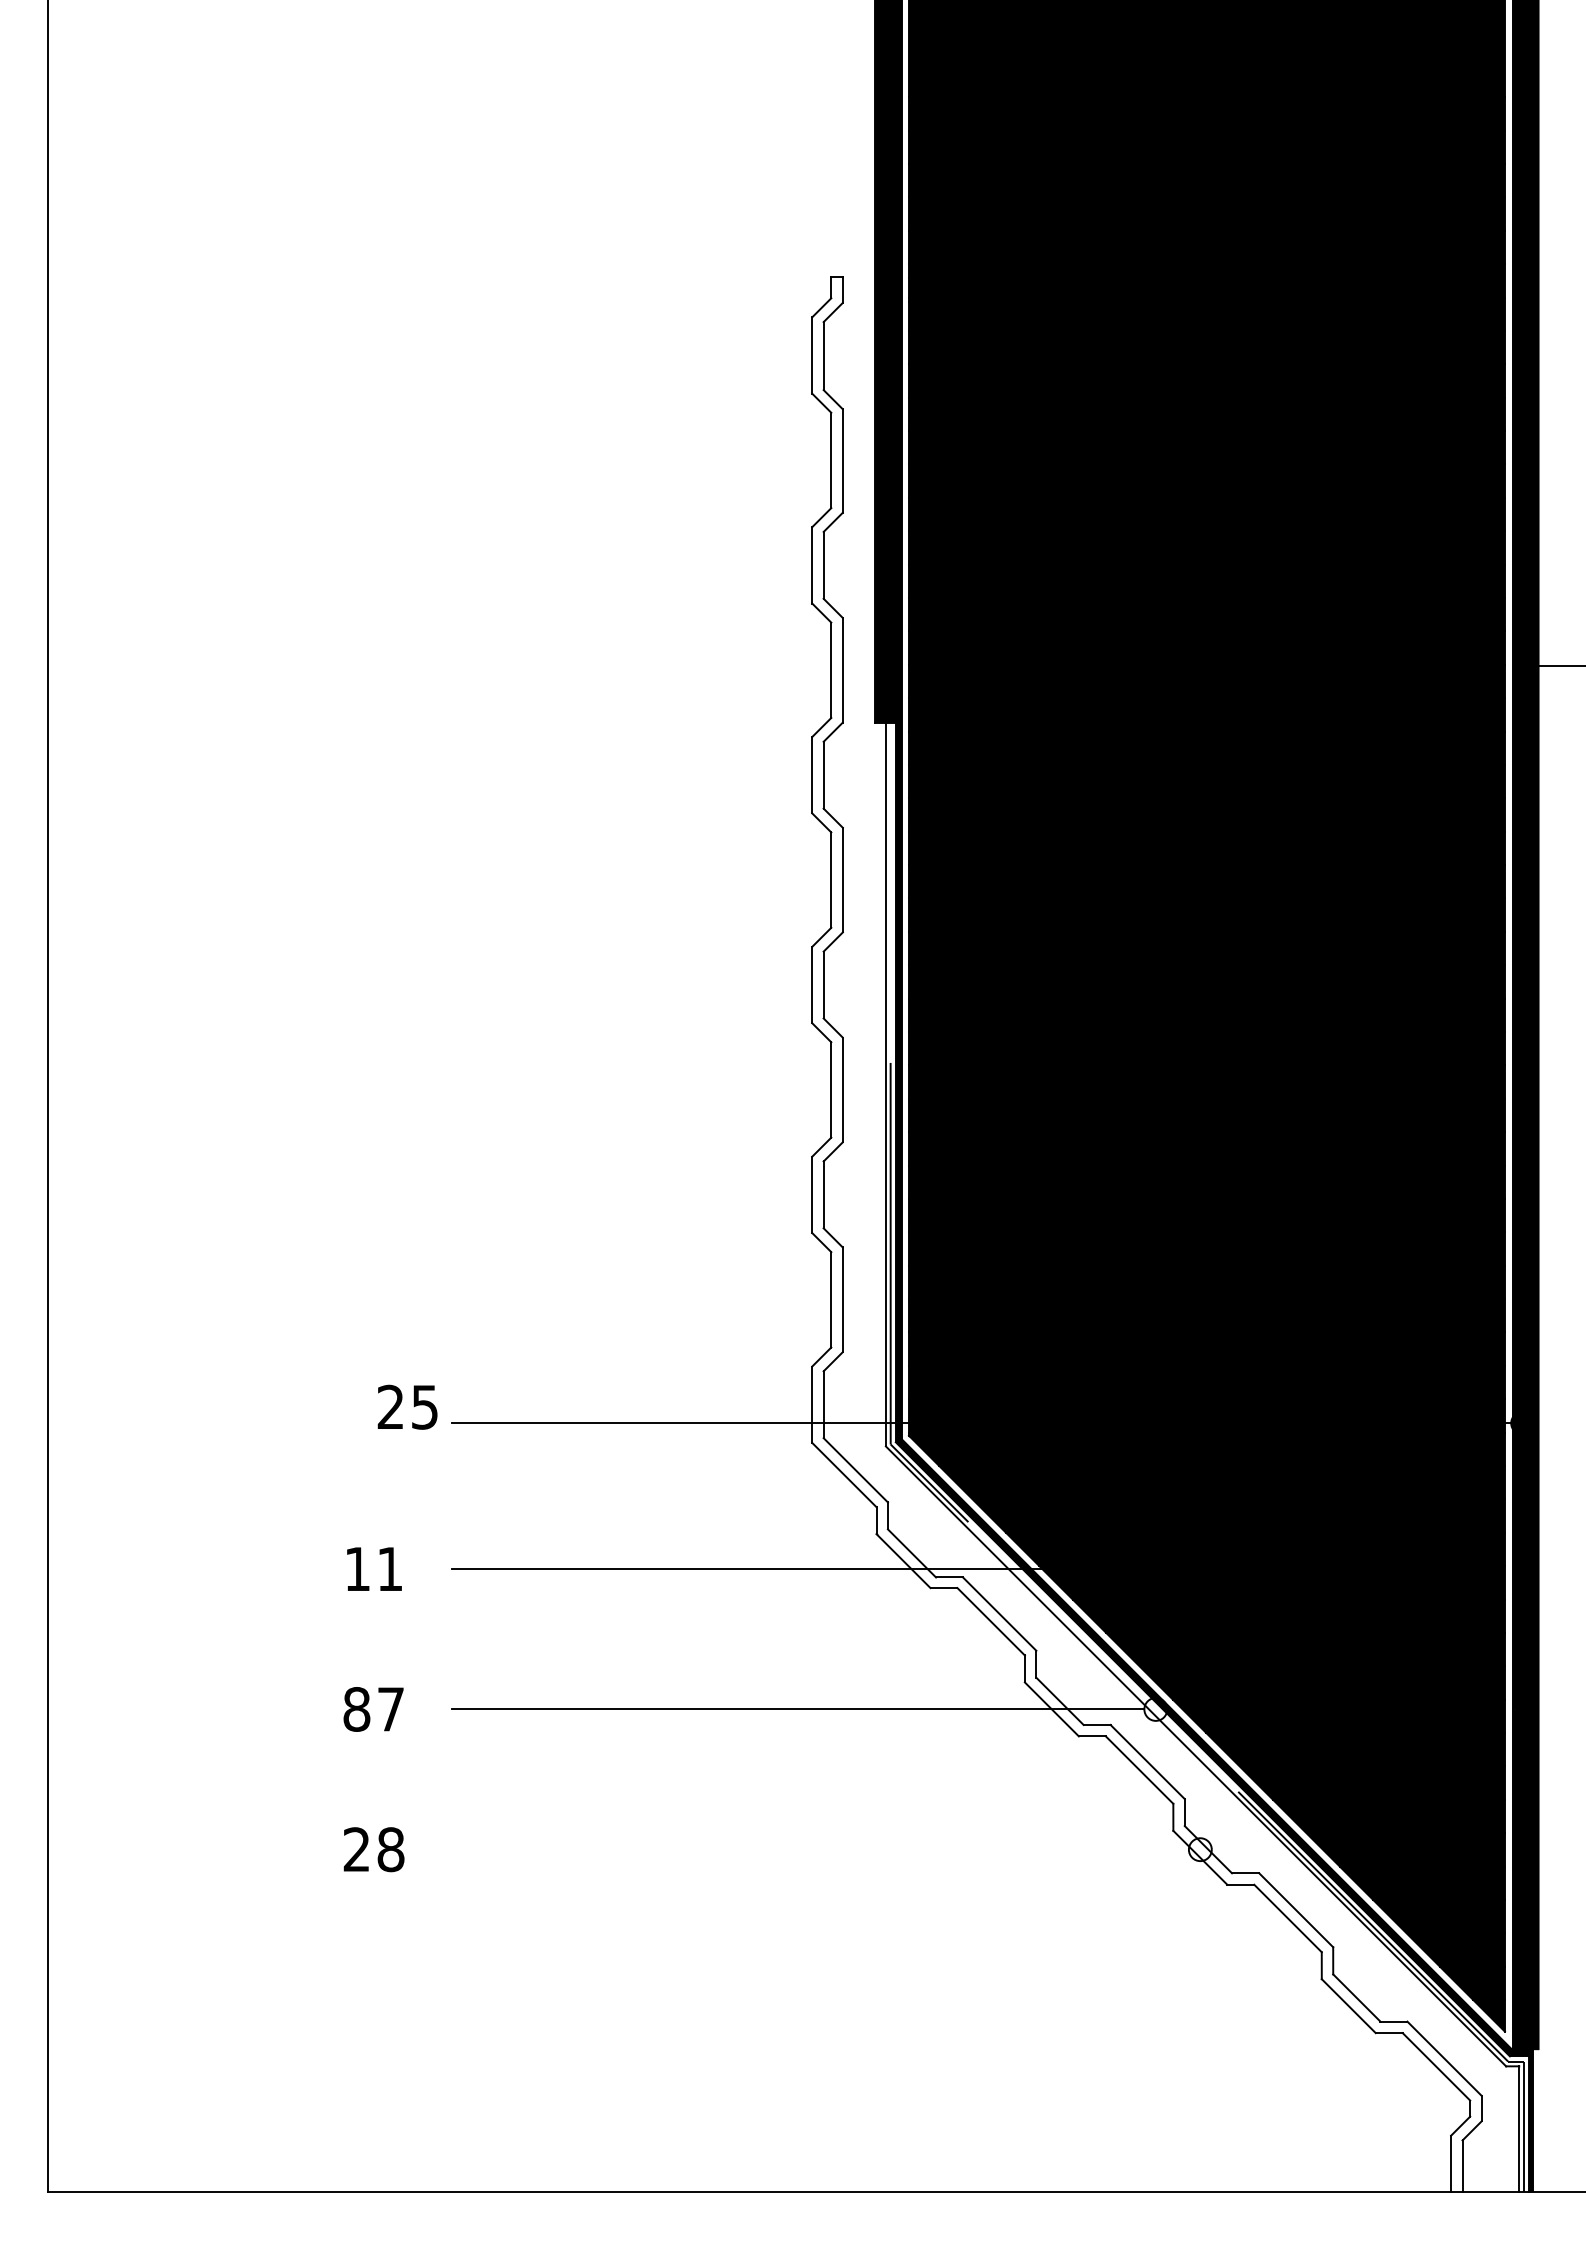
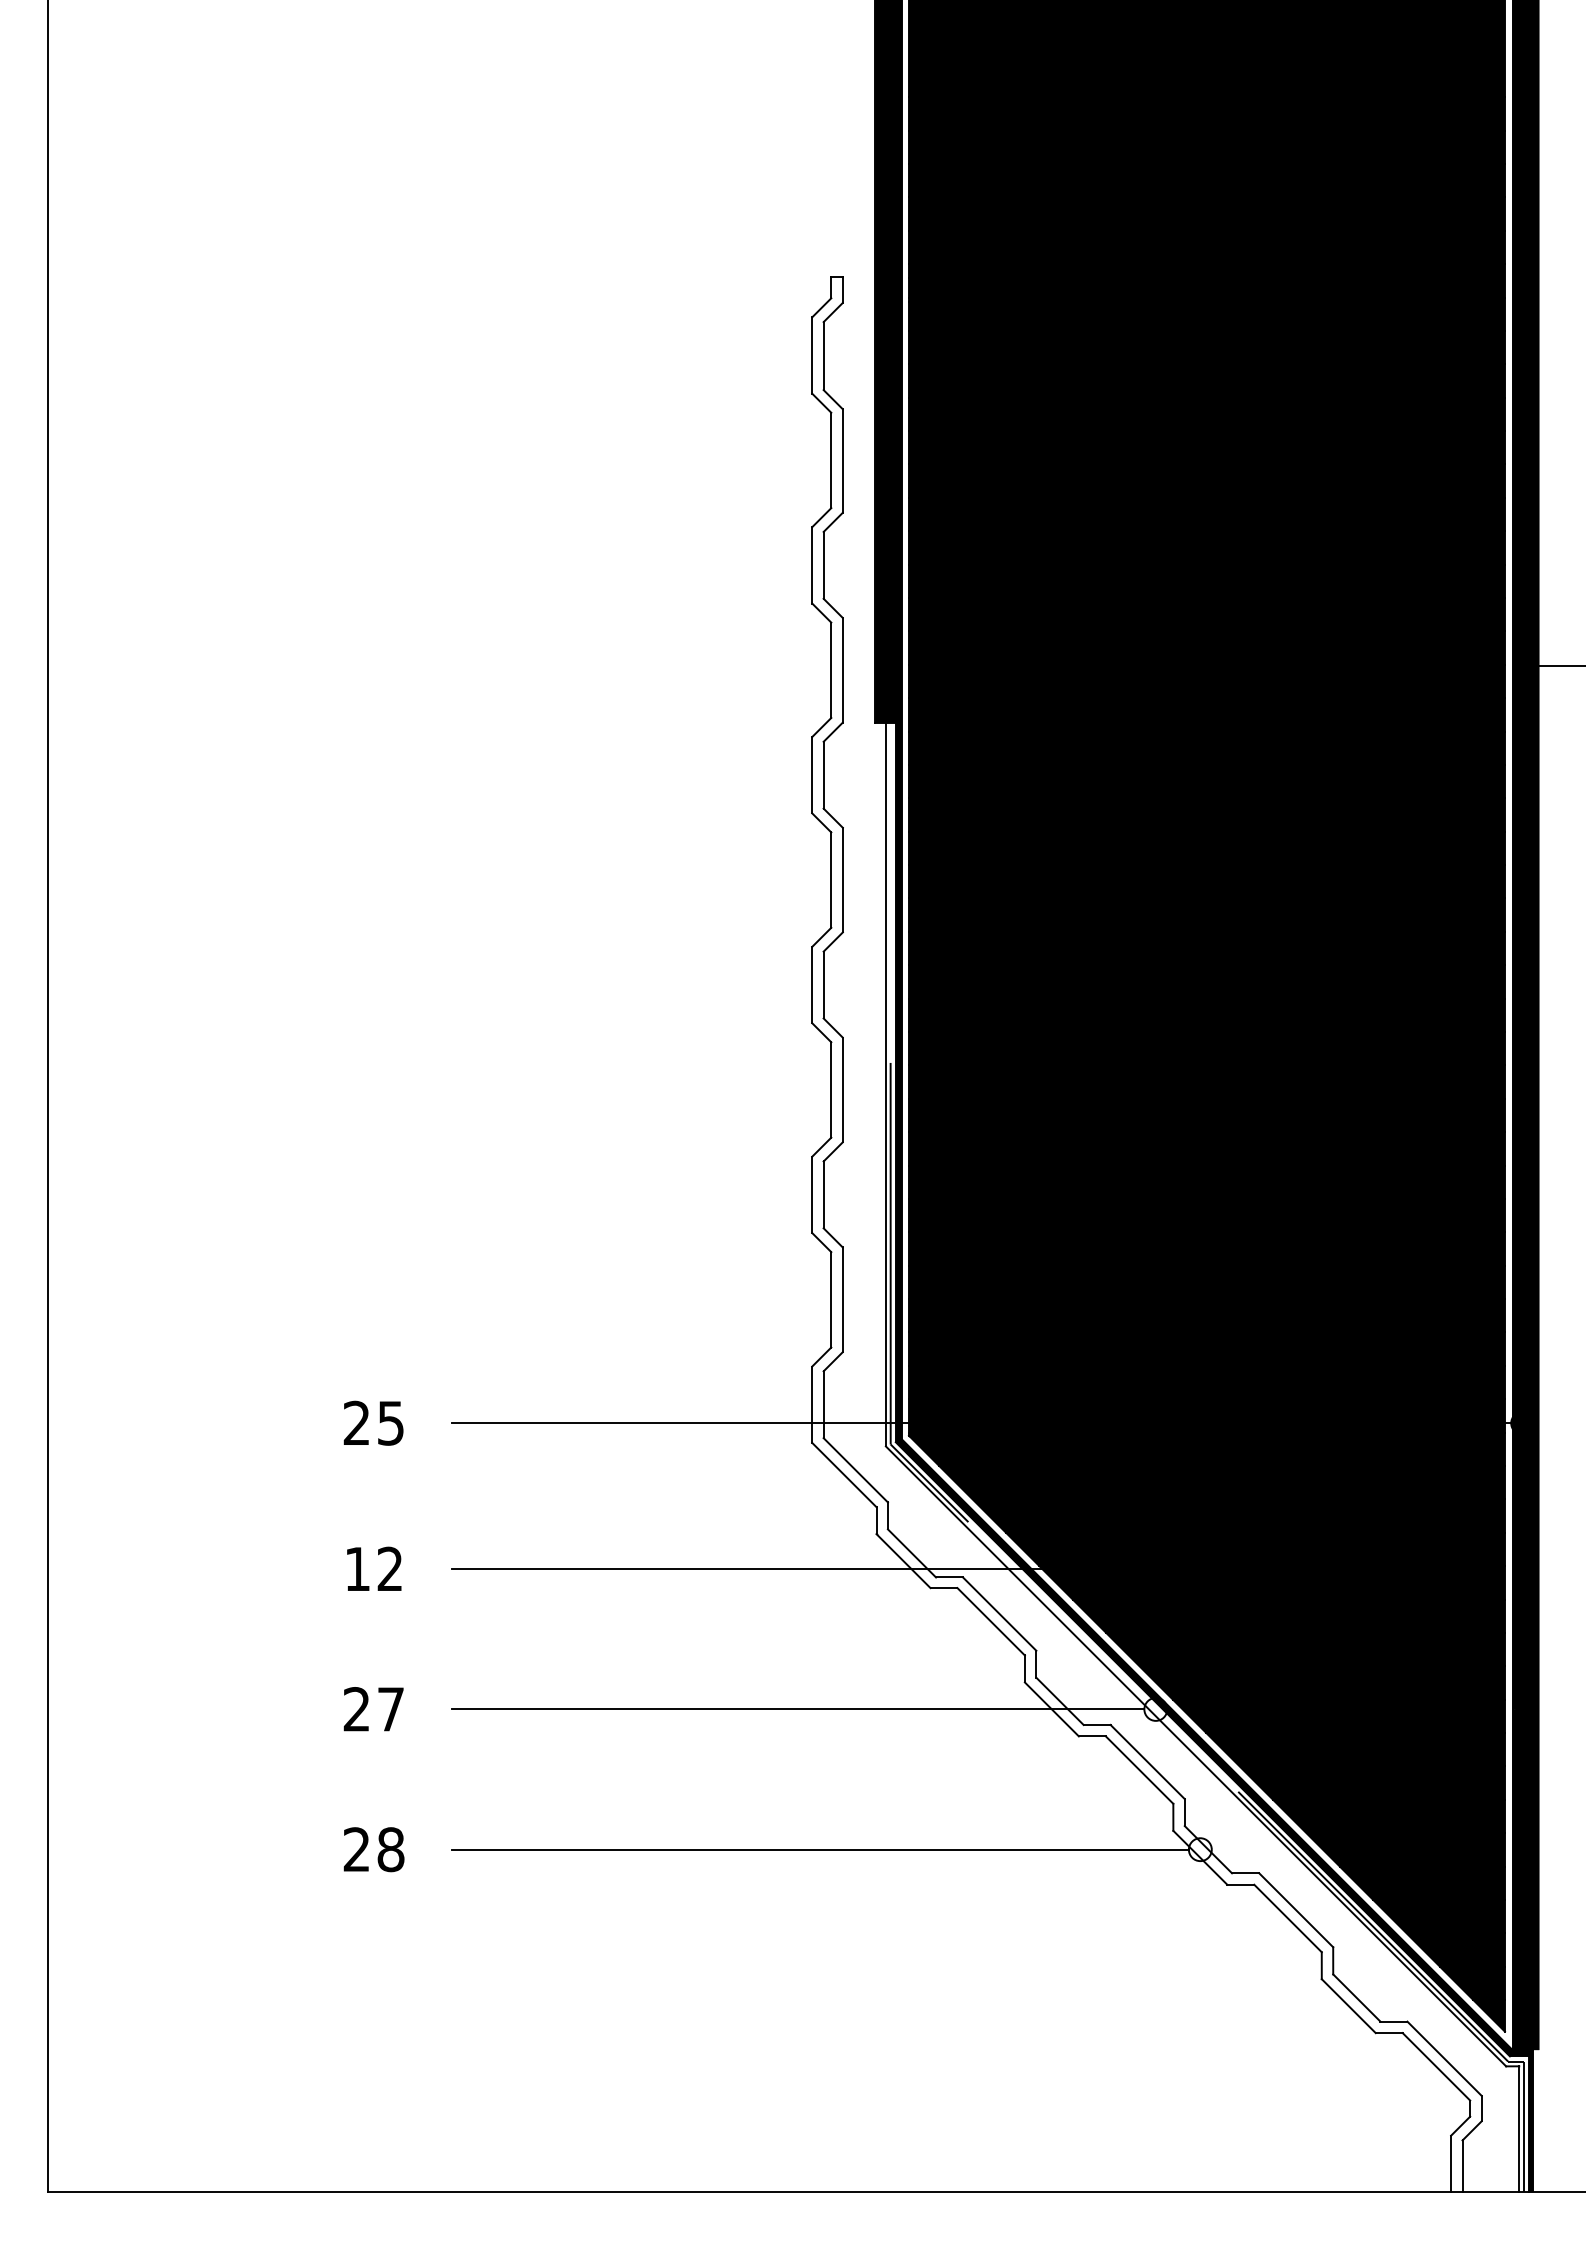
text position: (407, 1406) -> (373, 1422) (373, 1422)
text: 11 -> 12 (389, 1568)
text: 87 -> 27 (356, 1709)
line: none -> present (819, 1849)
